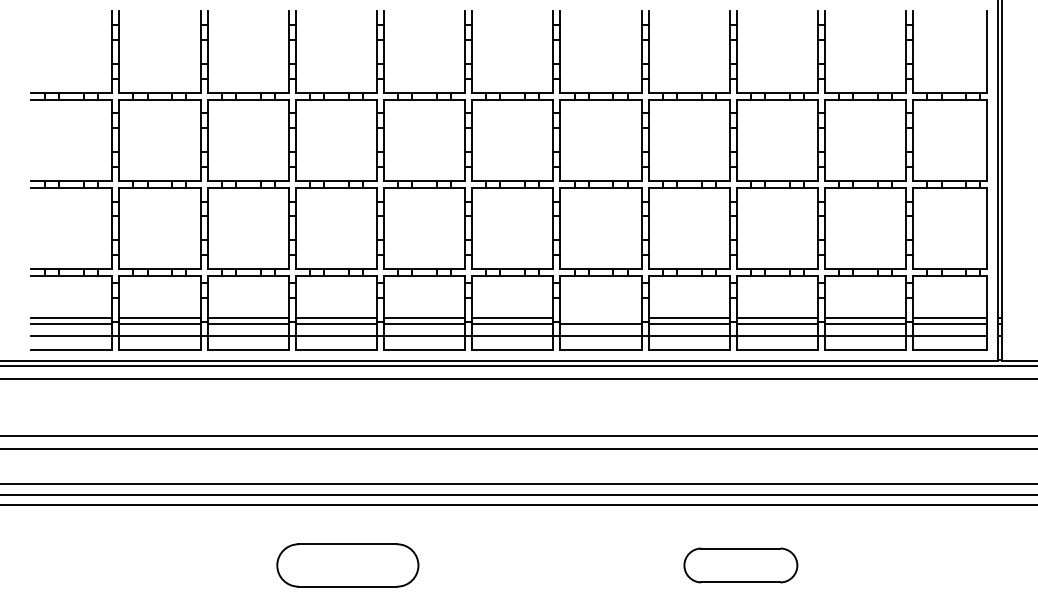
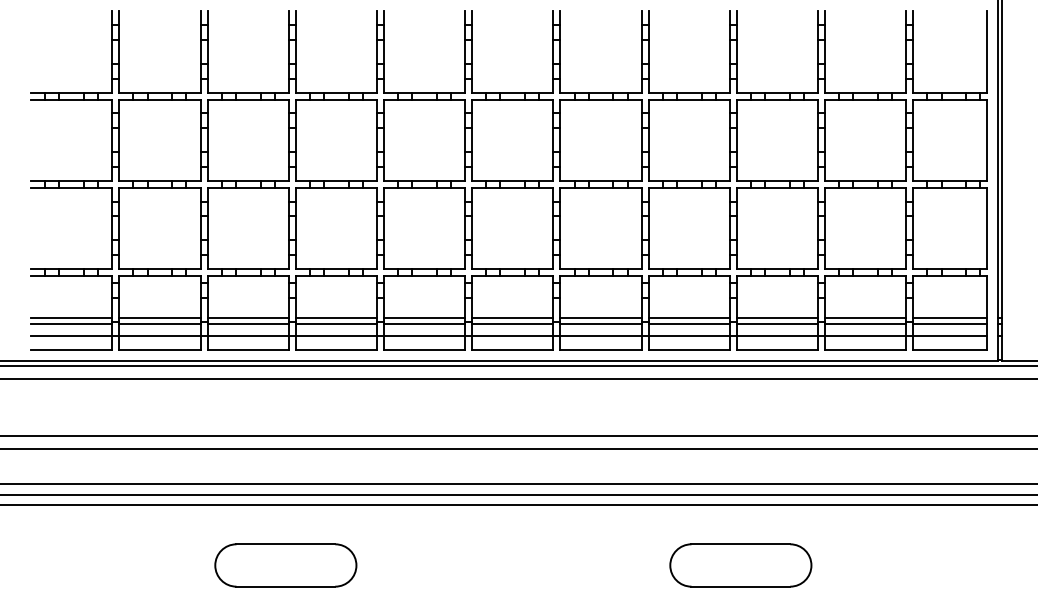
line: none -> present (600, 318)
part position: (347, 565) -> (285, 565) (285, 565)
part size: 116x37 px -> 144x45 px (740, 565)
